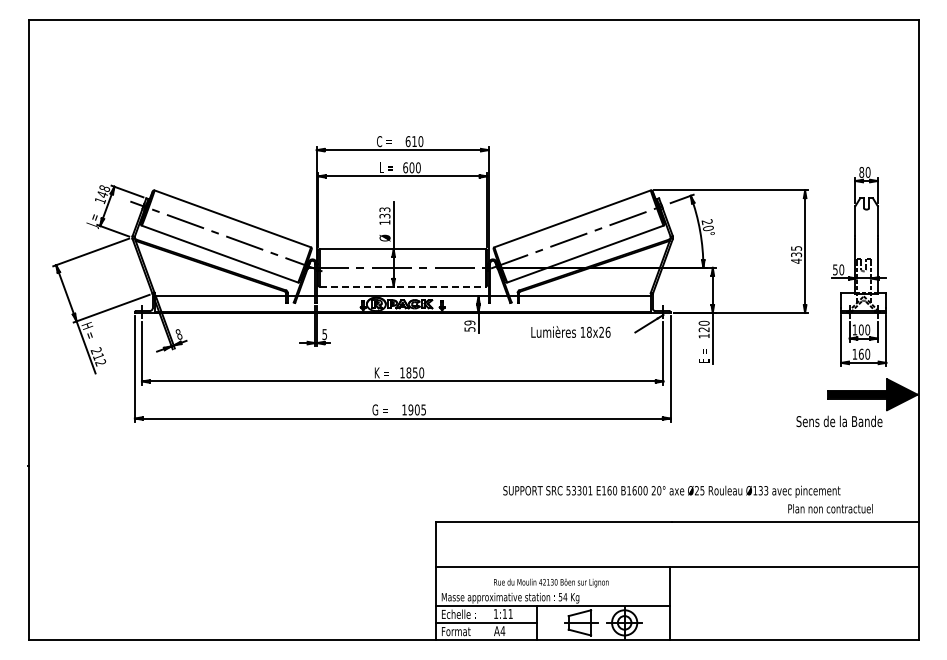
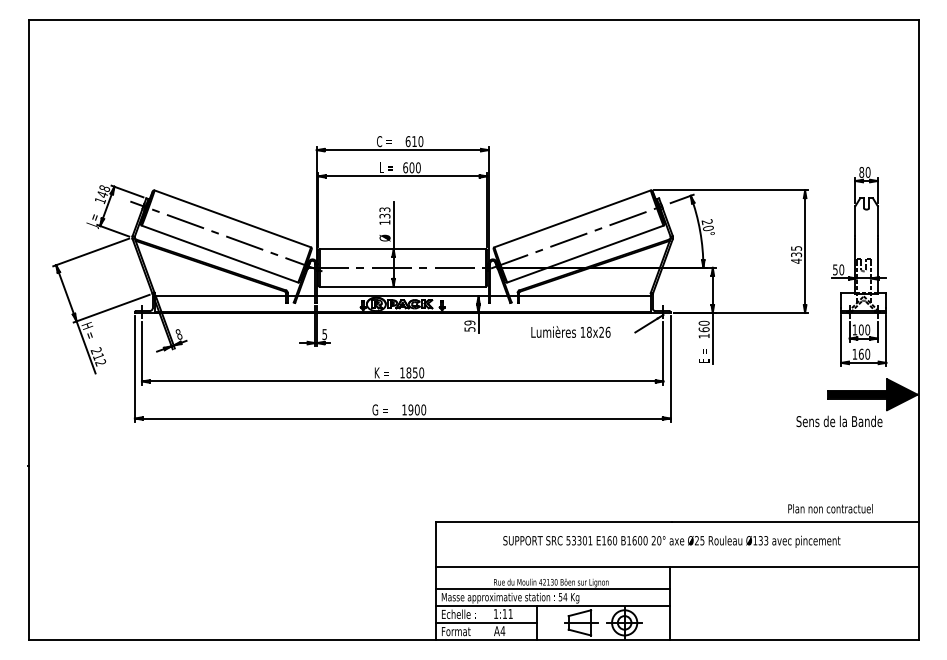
line: dashed -> solid (403, 286)
text: 120 -> 160 (703, 329)
text: 1905 -> 1900 (423, 409)
text position: (671, 491) -> (671, 541) (671, 541)
line: none -> present (552, 589)
